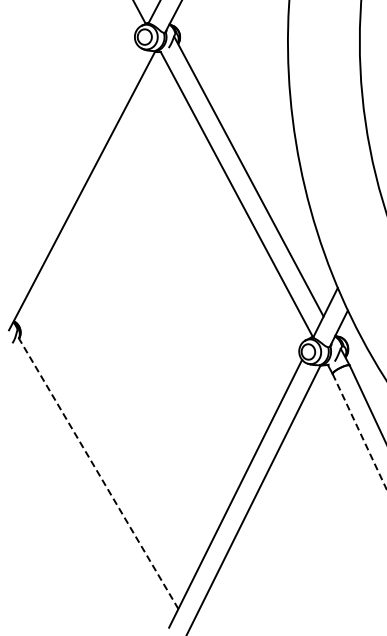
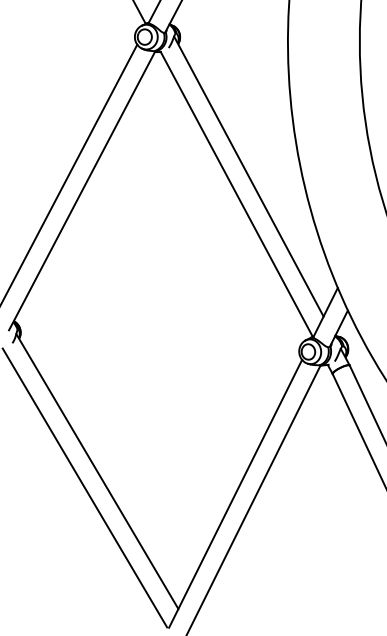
line: none -> present (69, 173)
line: dashed -> solid (359, 431)
line: dashed -> solid (97, 471)
line: none -> present (84, 487)
